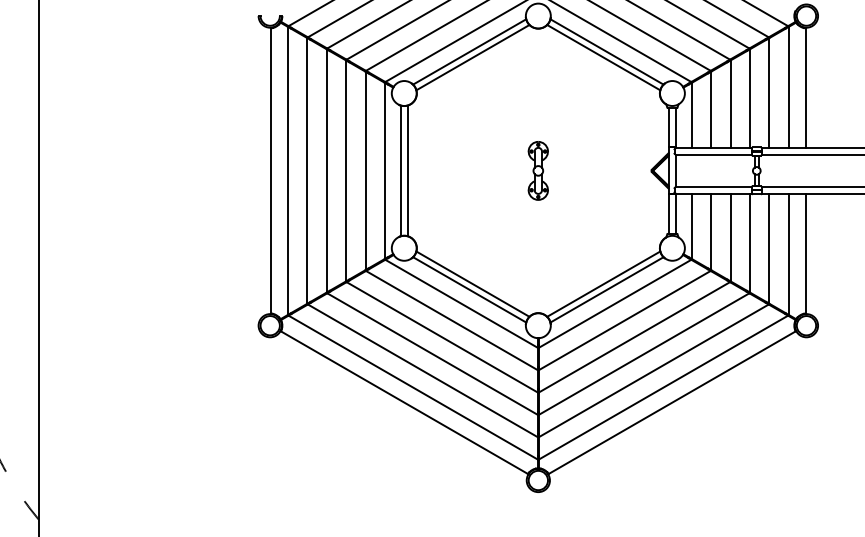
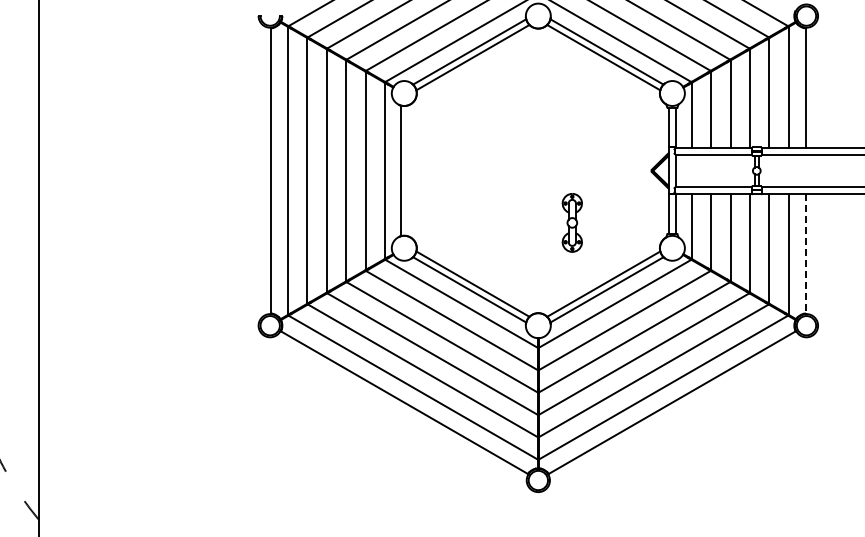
line: present -> none (407, 170)
part position: (537, 170) -> (571, 222) (571, 222)
line: solid -> dashed (806, 253)
